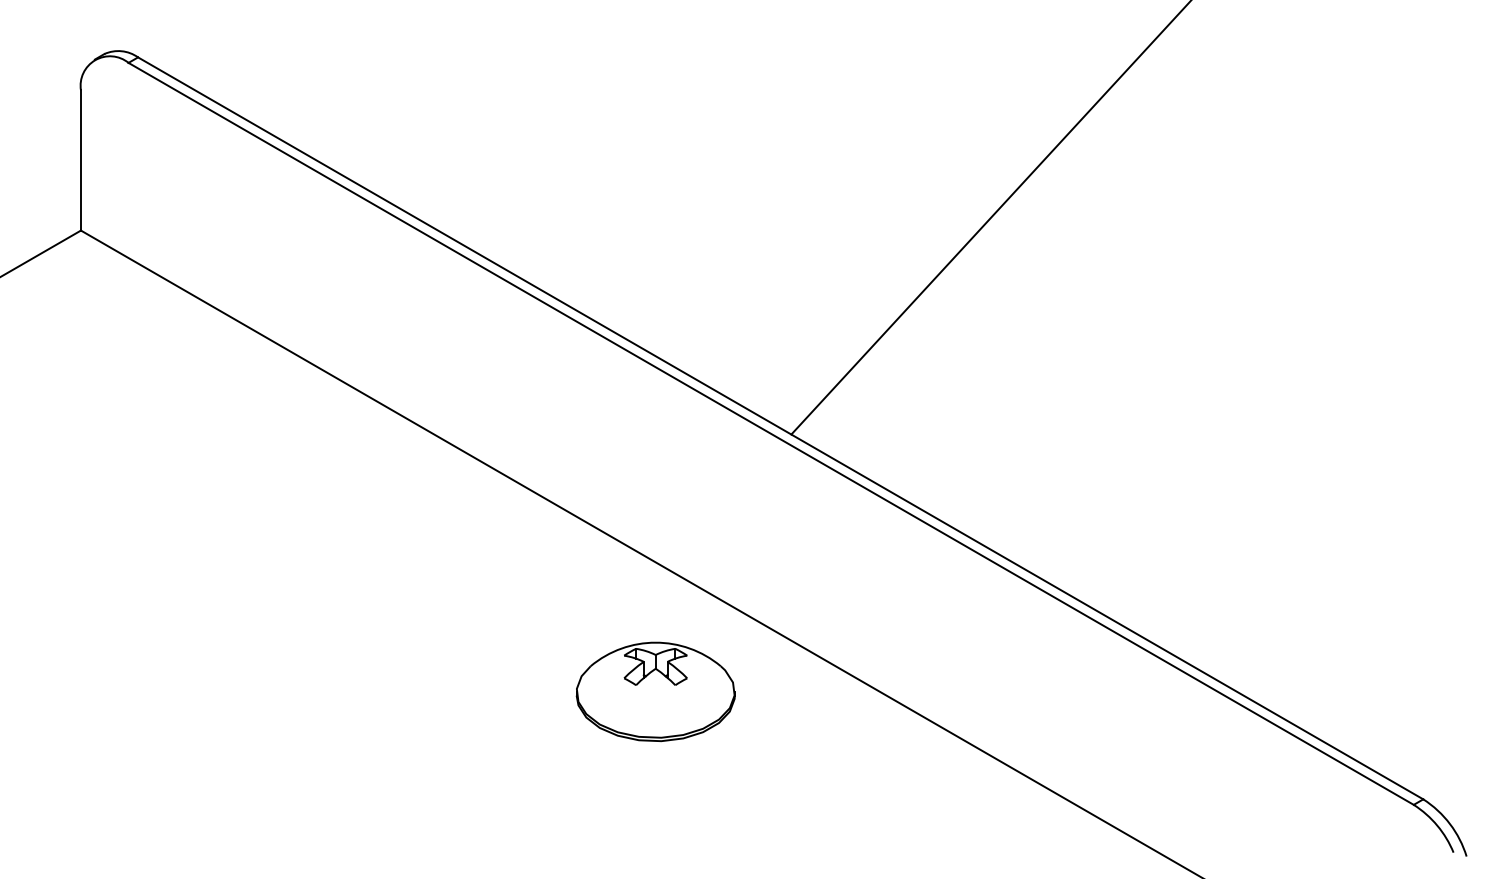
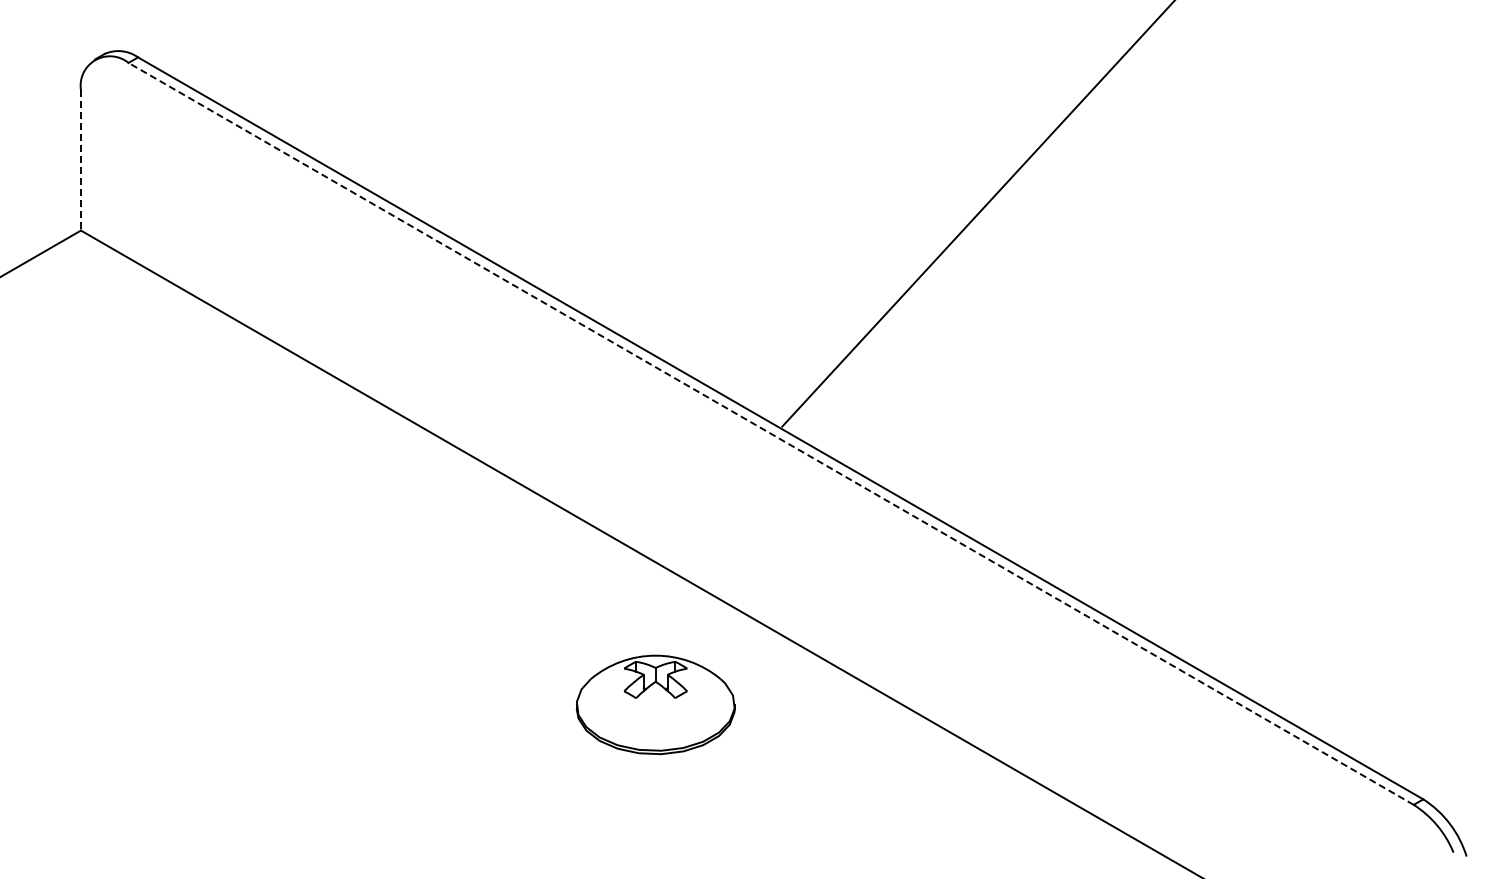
line: solid -> dashed (80, 160)
line position: (990, 218) -> (977, 214) (977, 214)
line: solid -> dashed (771, 433)
part position: (655, 691) -> (655, 704) (655, 704)
